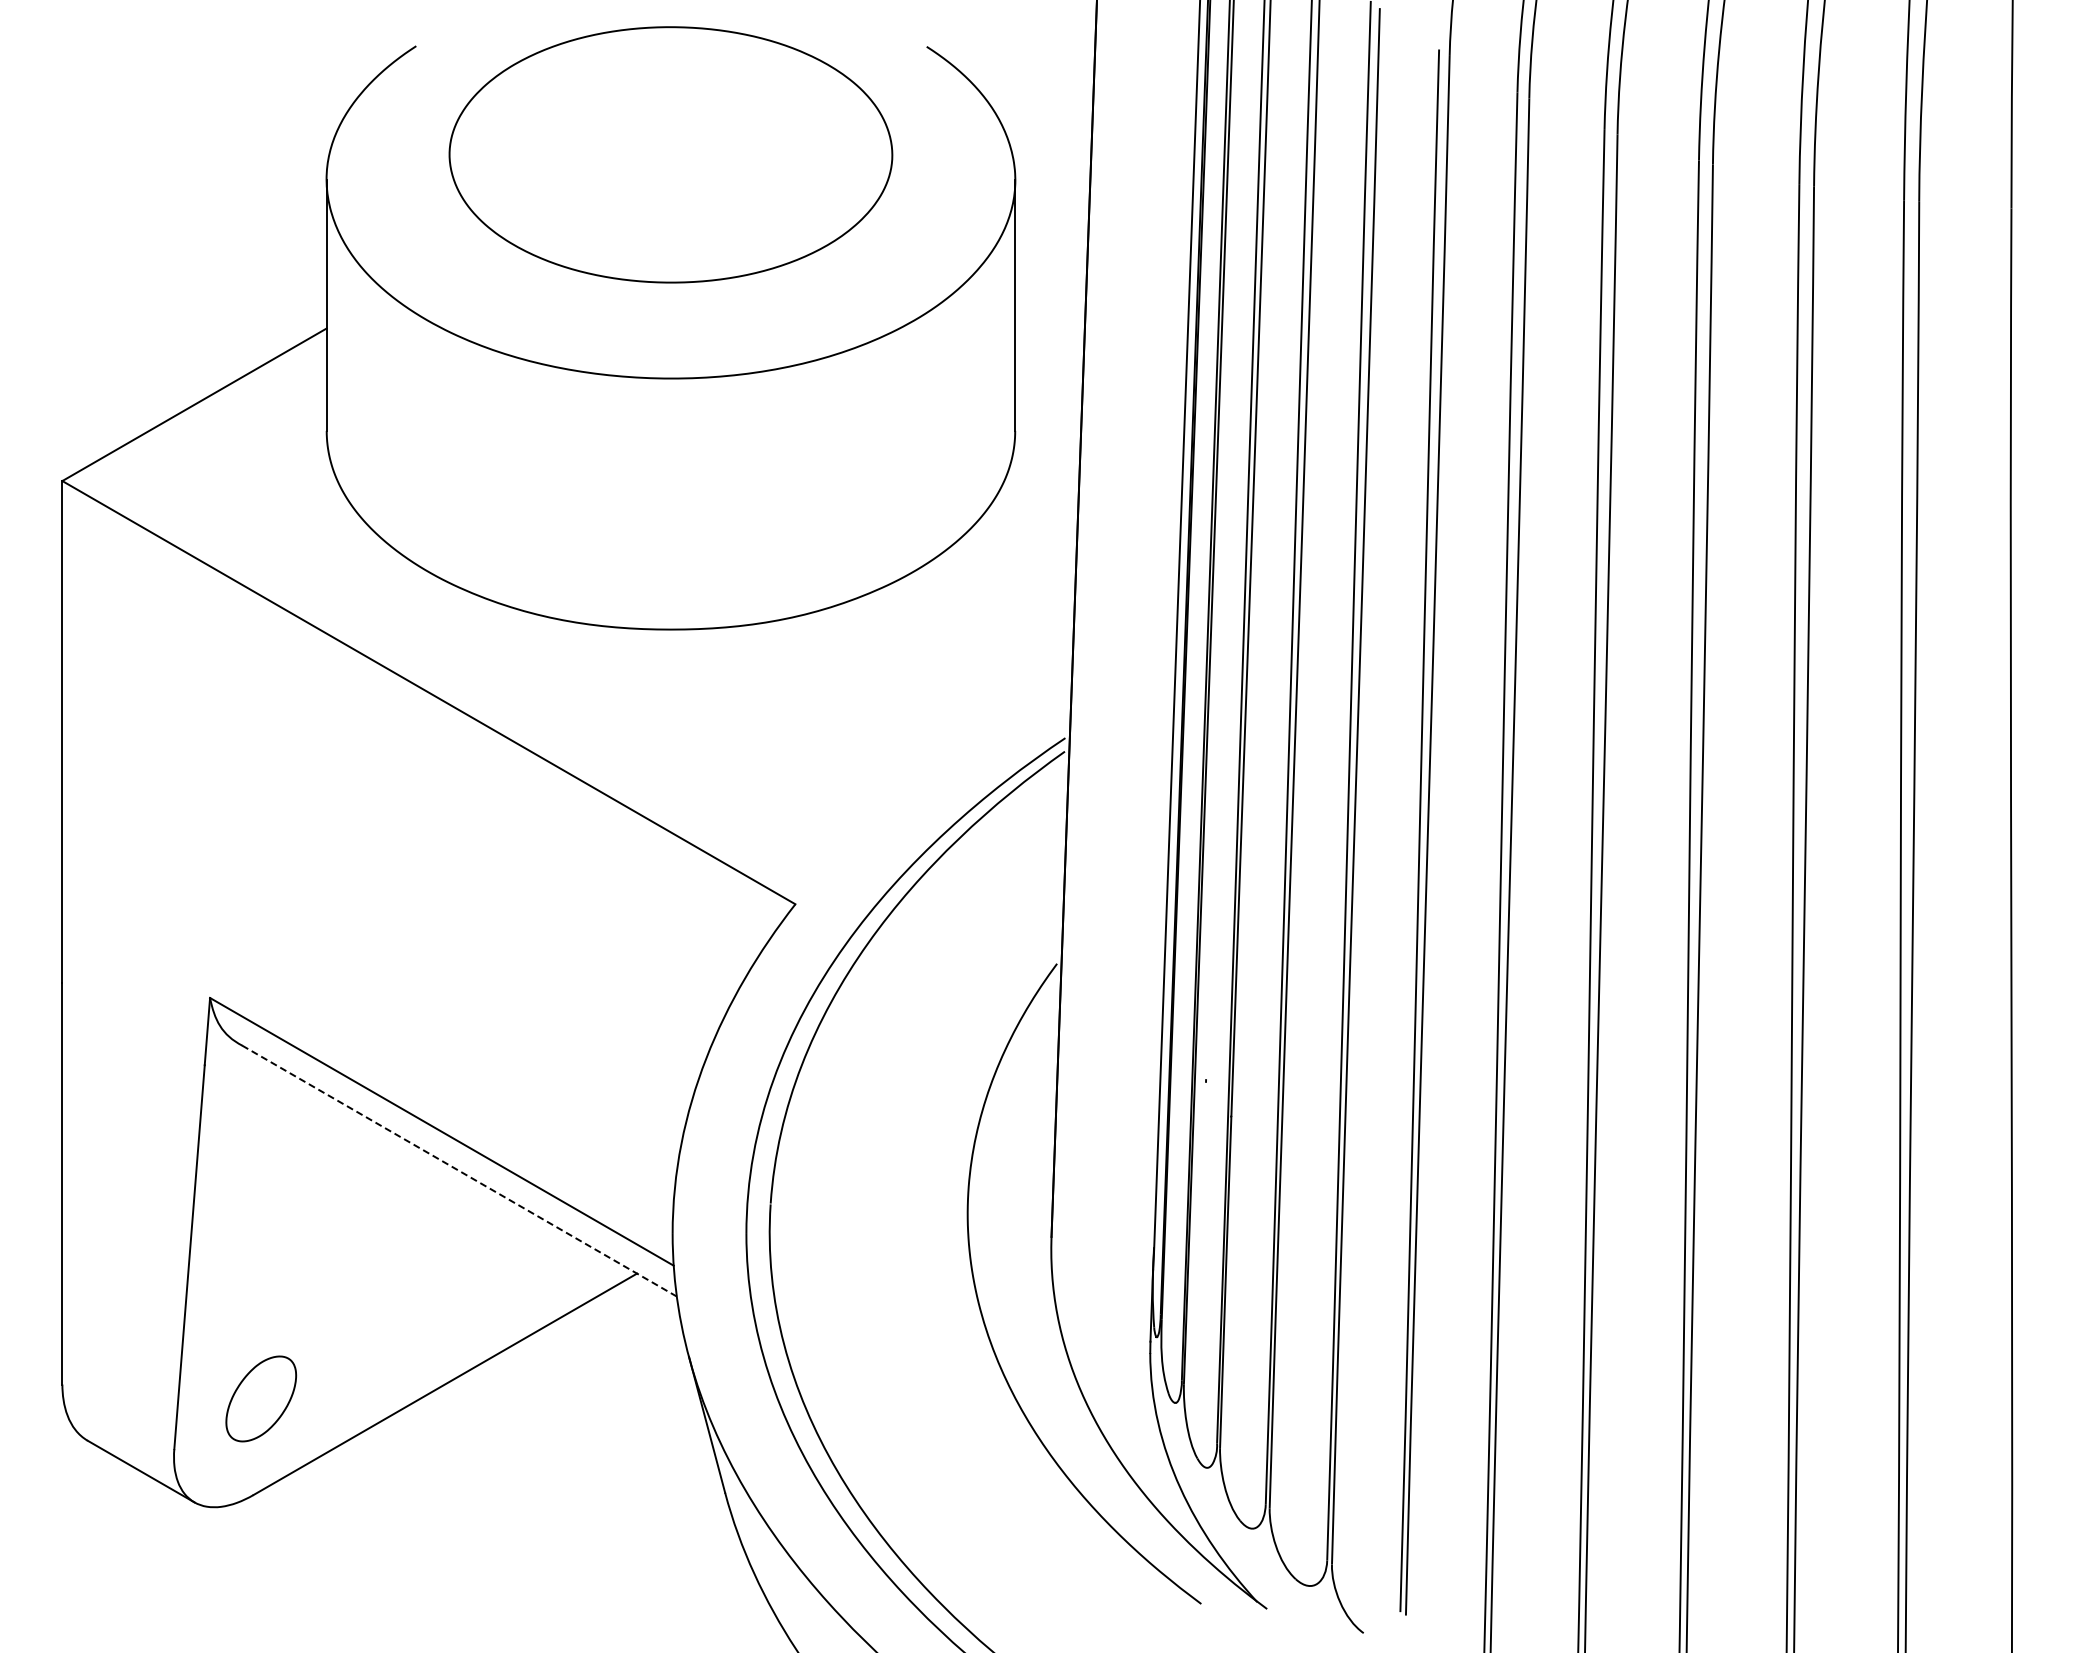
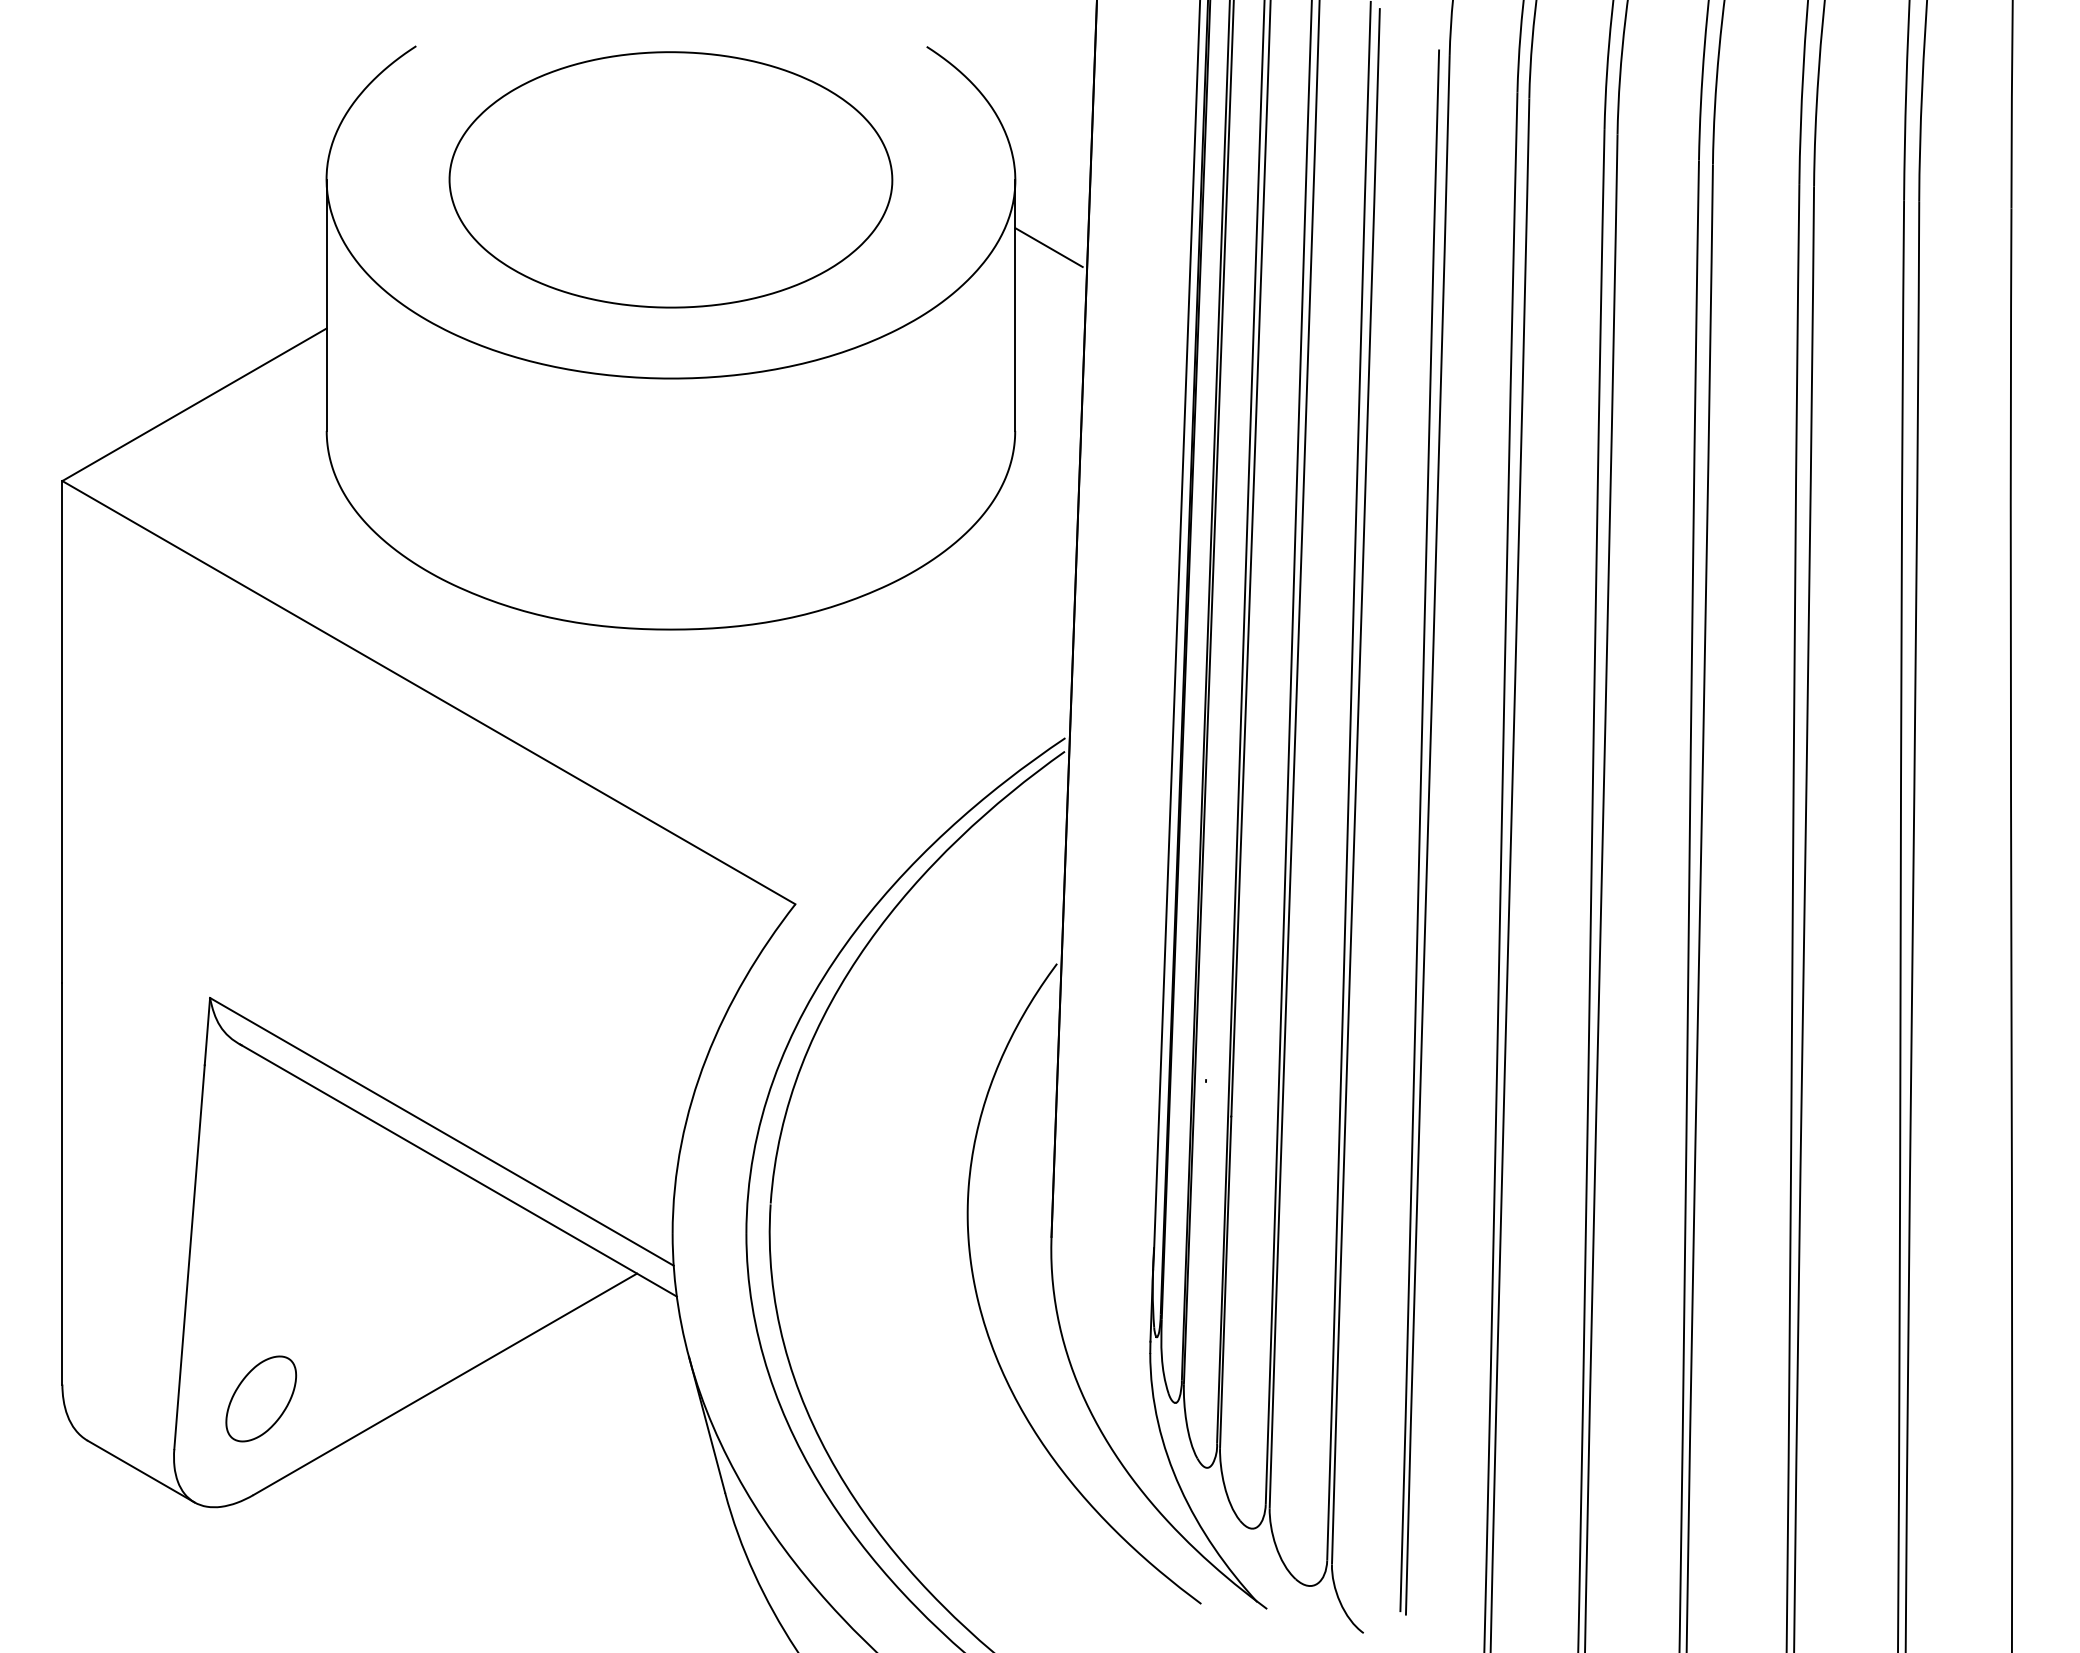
part position: (670, 154) -> (670, 179) (670, 179)
line: none -> present (1048, 247)
line: dashed -> solid (458, 1170)
